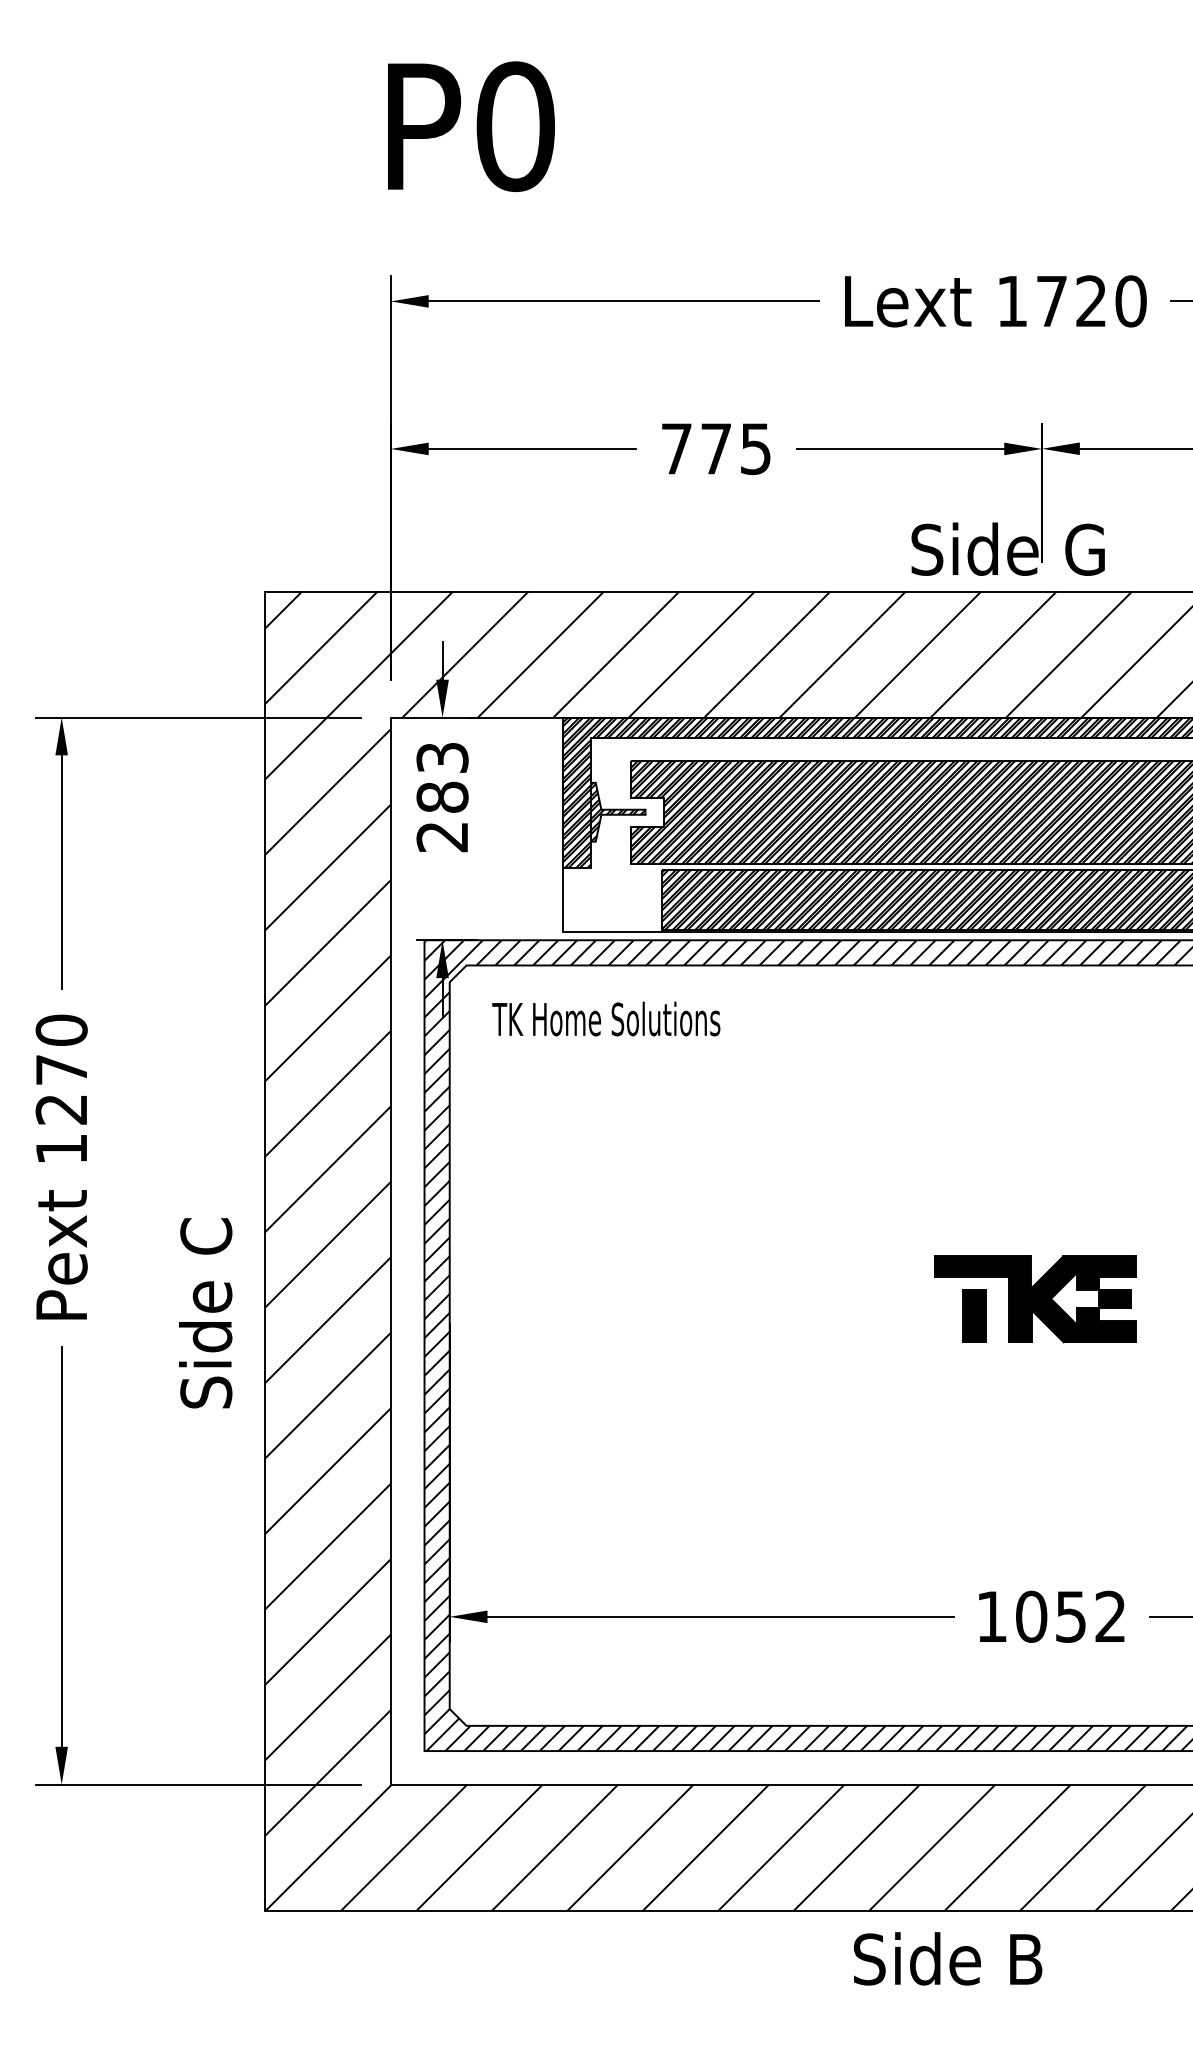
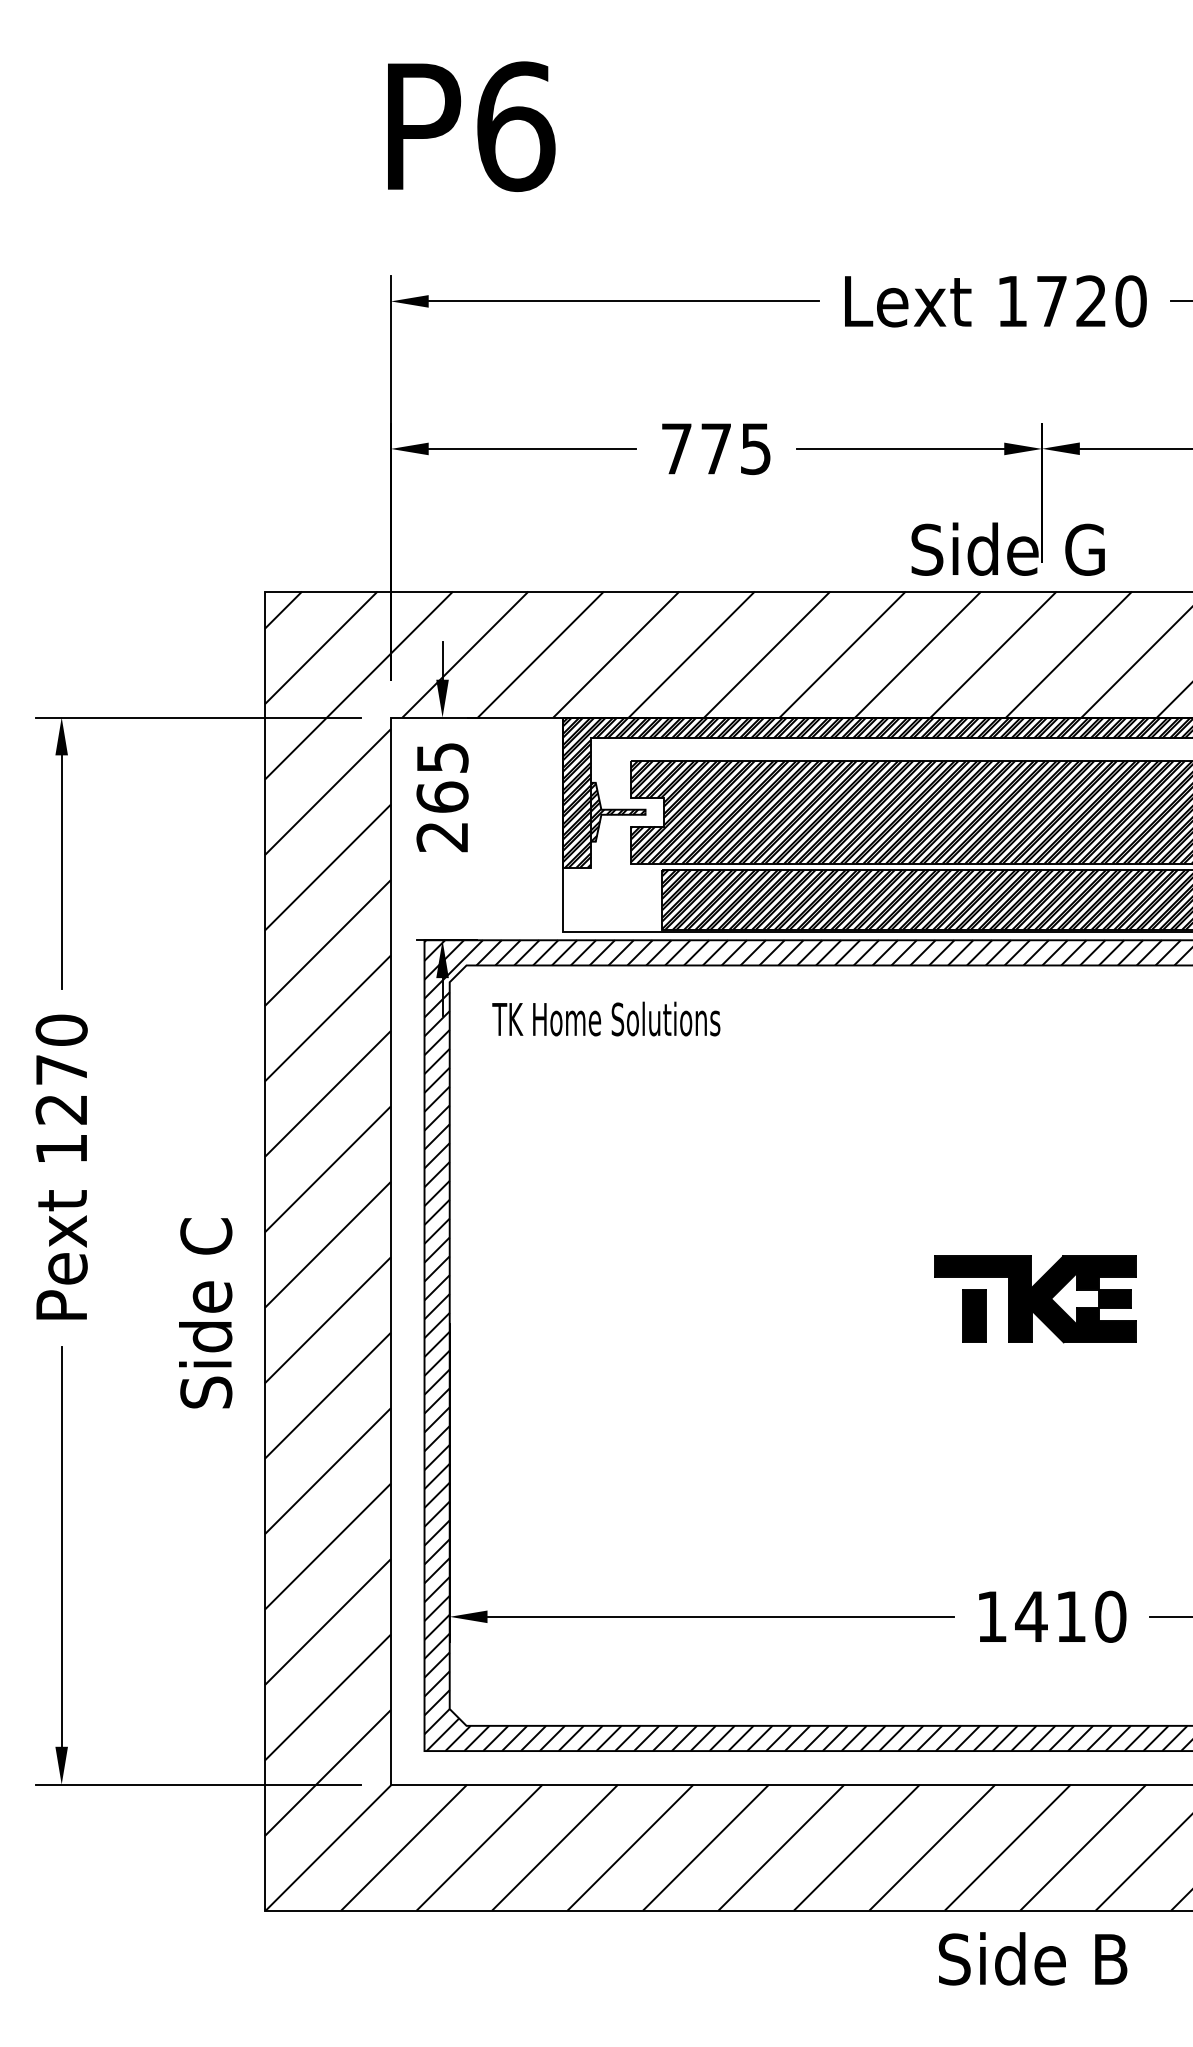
text: P0 -> P6 (515, 126)
text: 283 -> 265 (442, 777)
text: 1052 -> 1410 (1070, 1616)
text position: (947, 1958) -> (1032, 1958) (1032, 1958)
